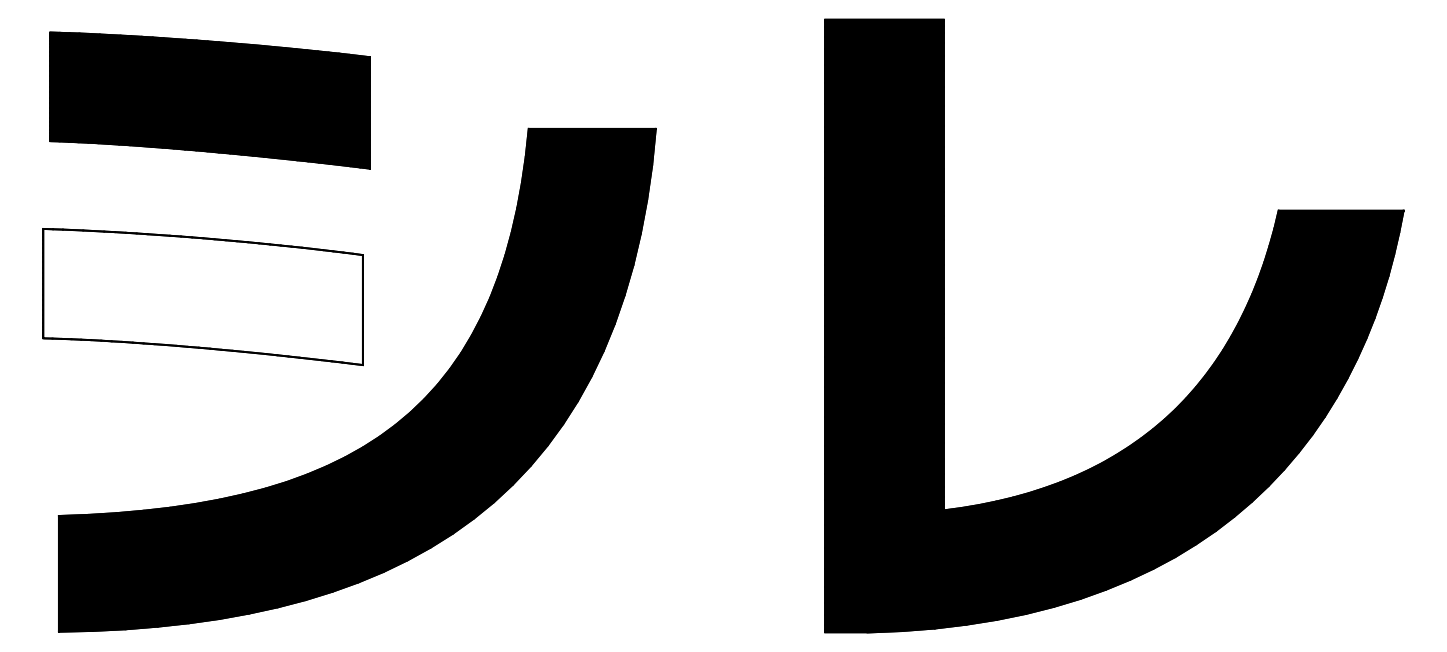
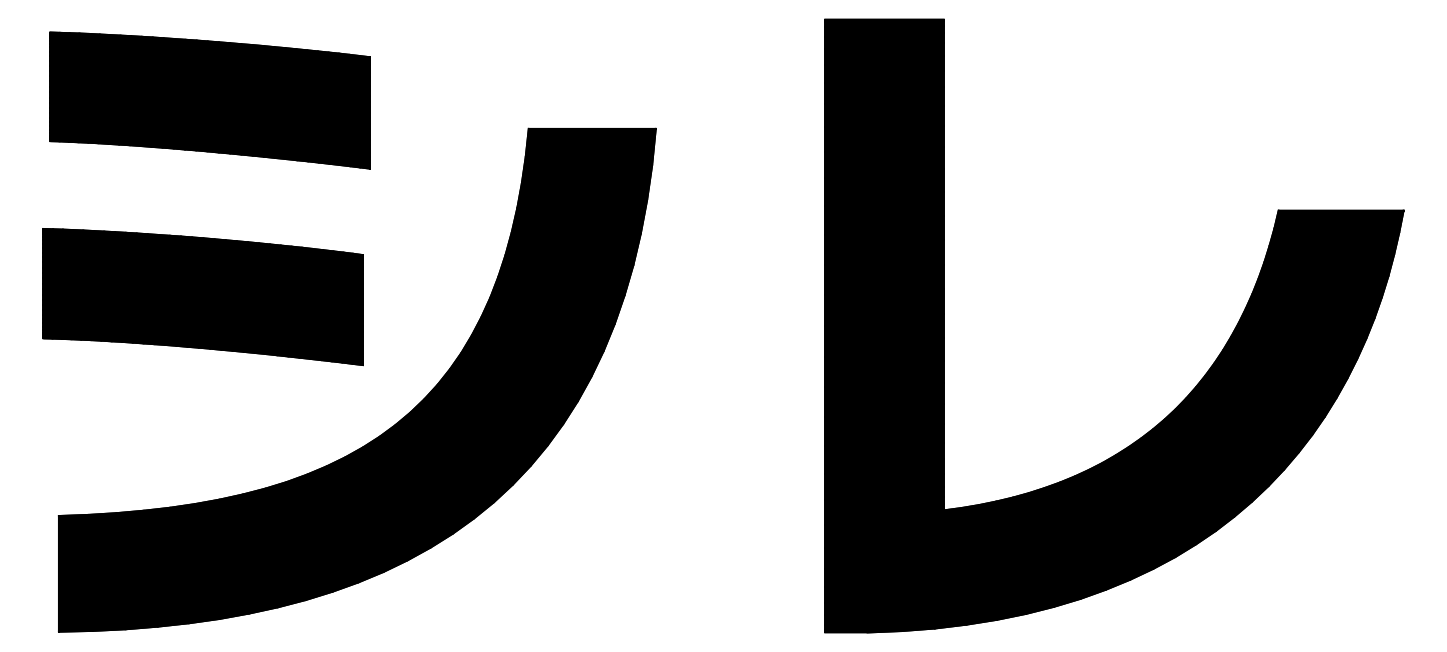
fill: none -> present (202, 296)
